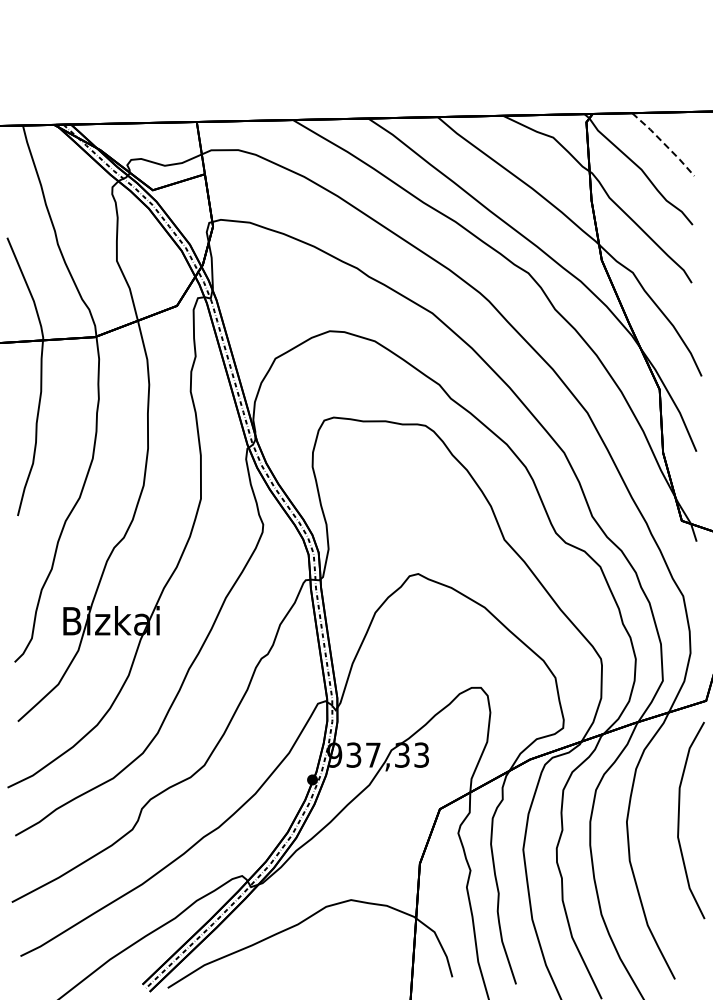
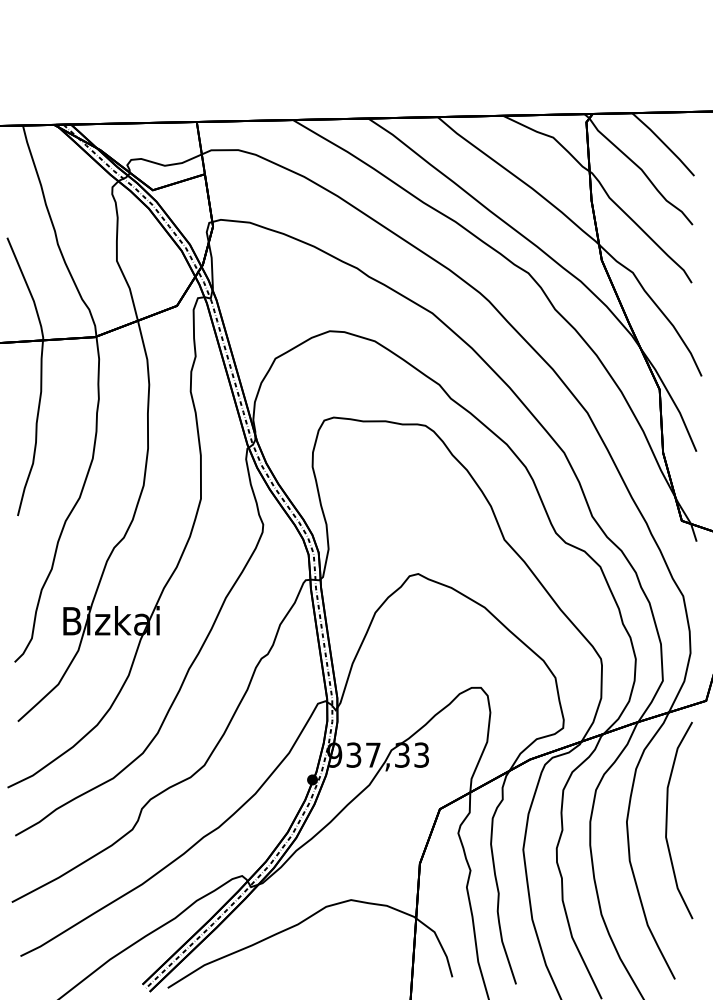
line: dashed -> solid (664, 144)
curve position: (679, 820) -> (667, 820) (667, 820)
